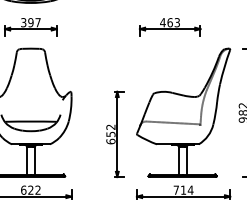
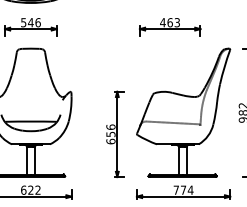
text: 397 -> 546 (30, 22)
text: 652 -> 656 (110, 126)
text: 714 -> 774 (183, 189)
